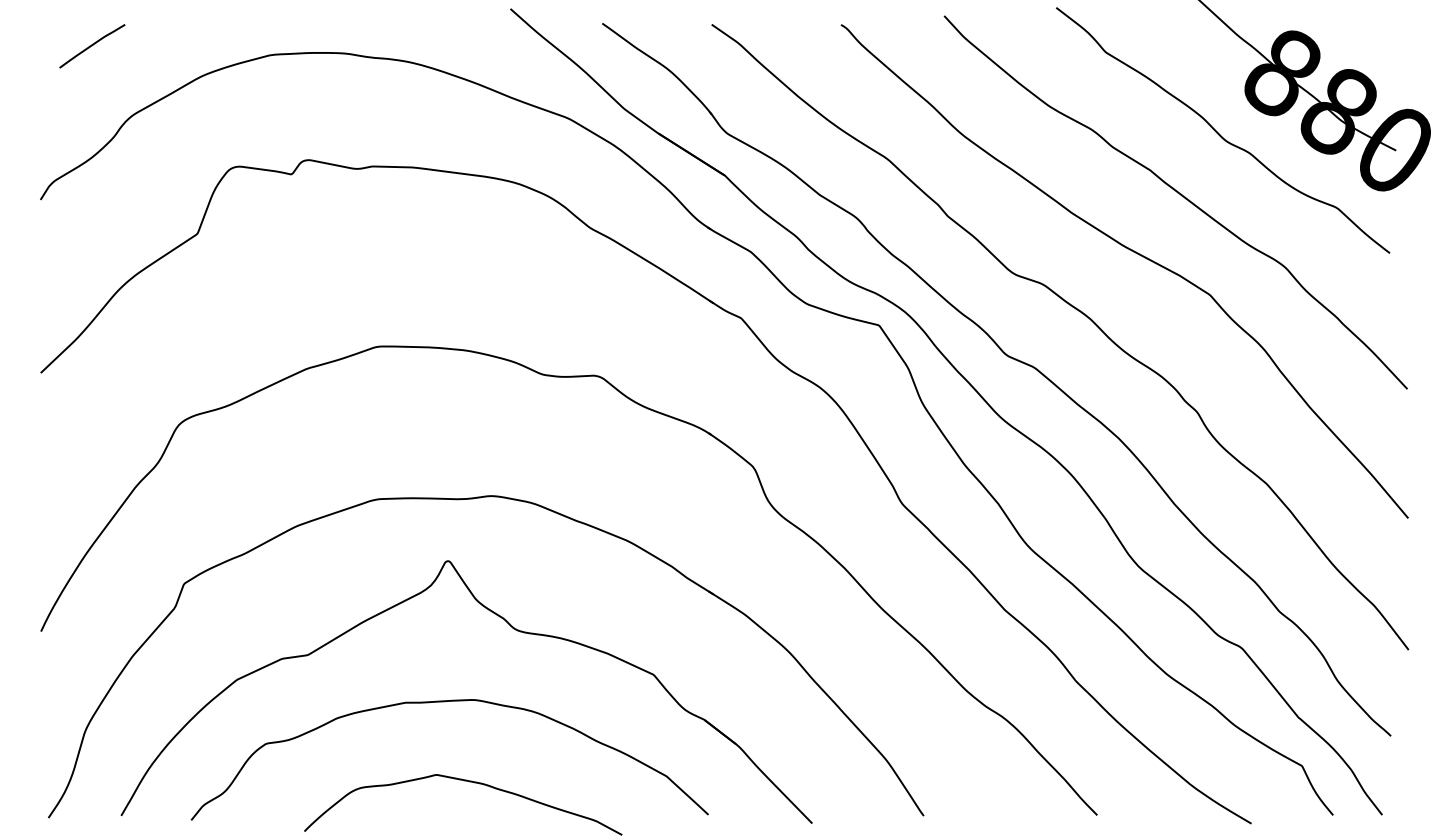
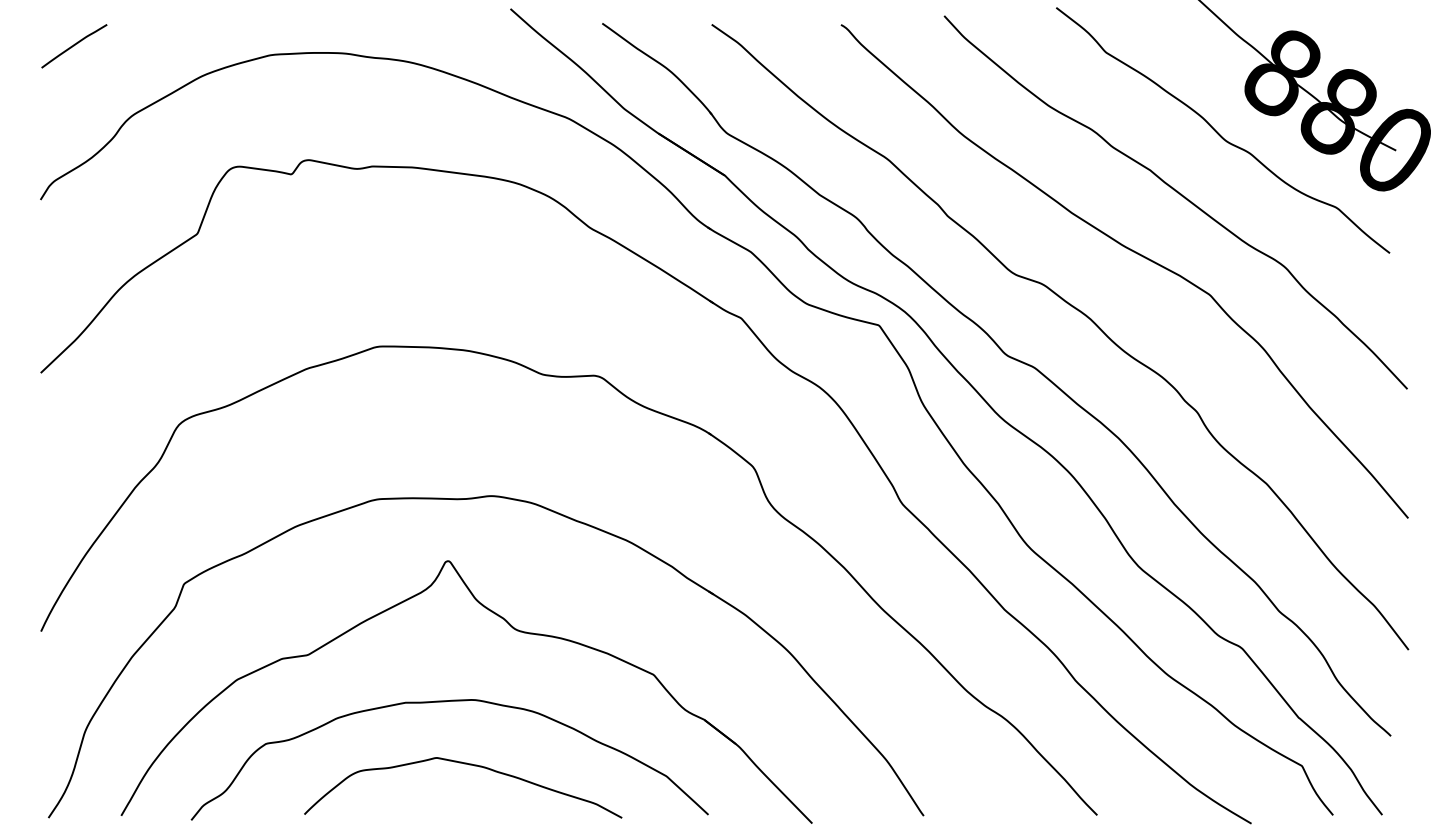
curve position: (92, 46) -> (74, 46) (74, 46)
curve position: (469, 782) -> (469, 765) (469, 765)
